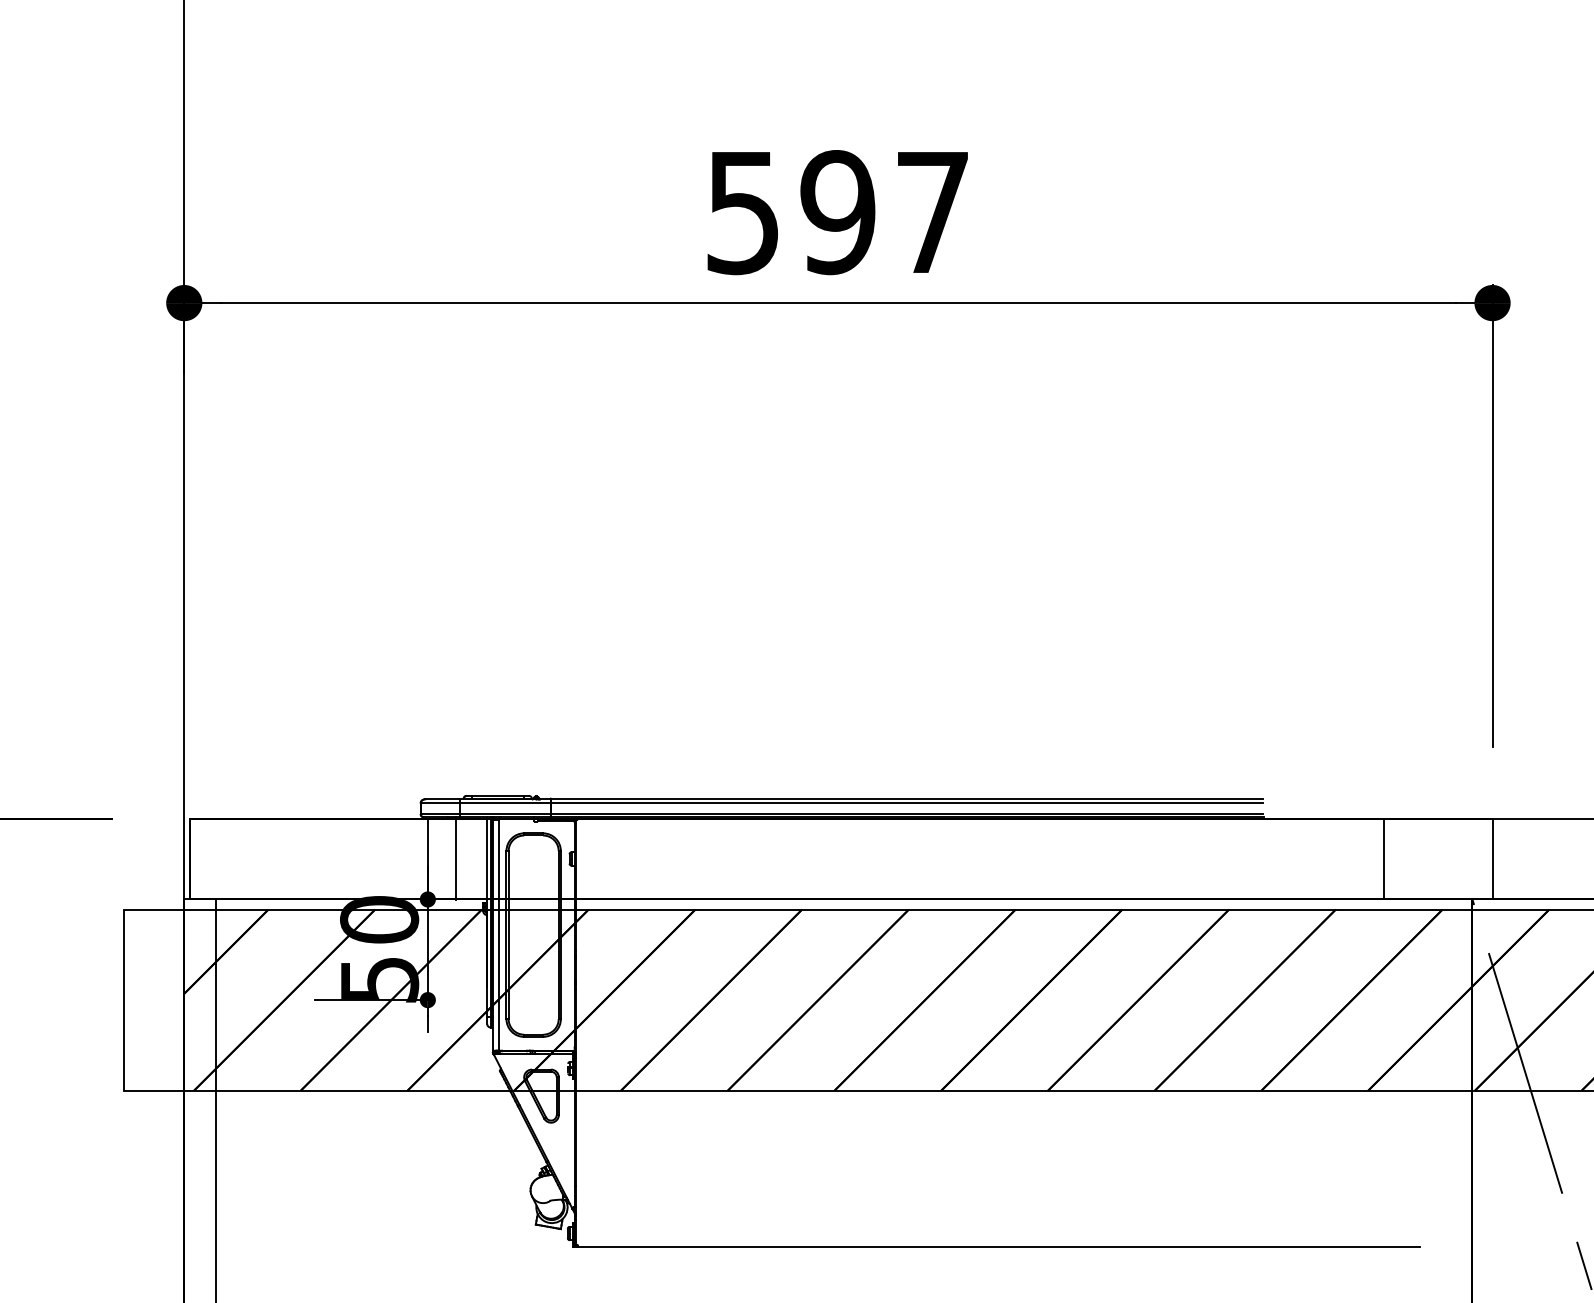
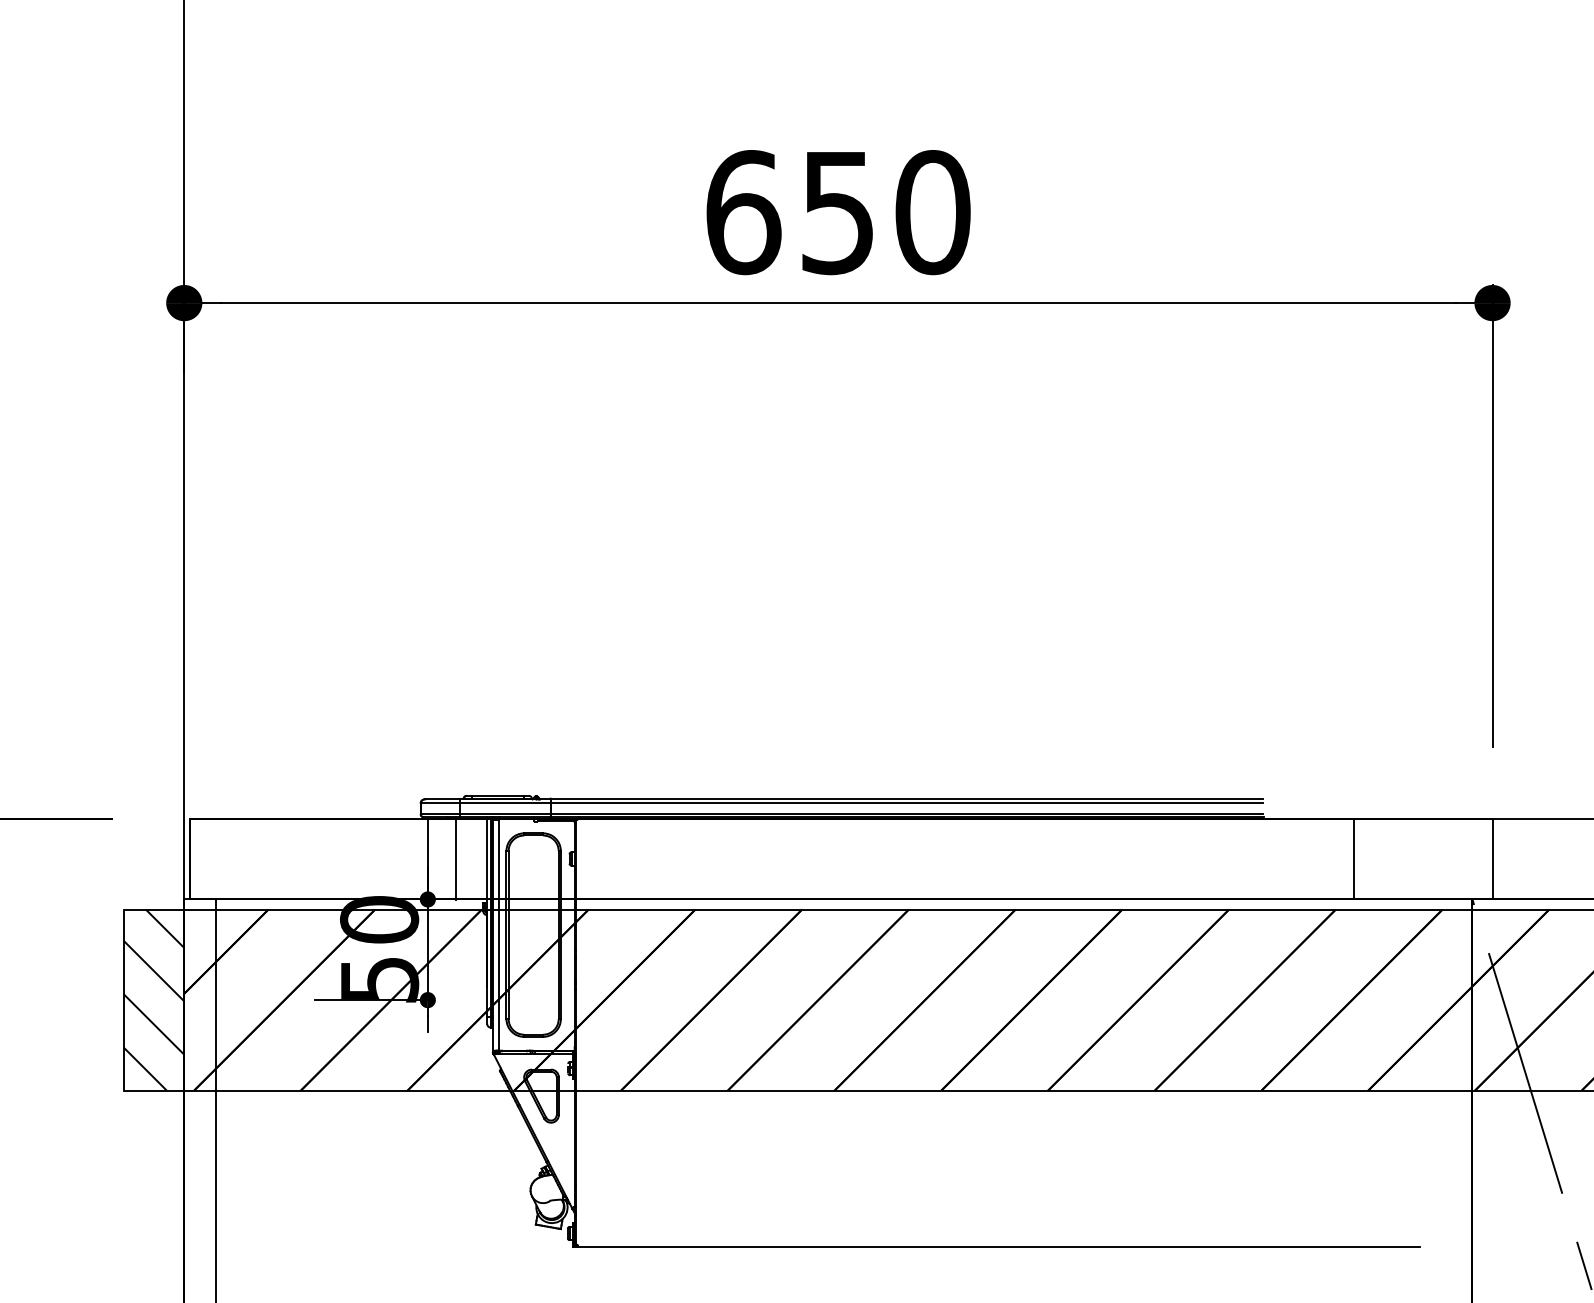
text: 597 -> 650 (838, 212)
line position: (1383, 858) -> (1353, 858) (1353, 858)
hatch: none -> present (153, 999)
